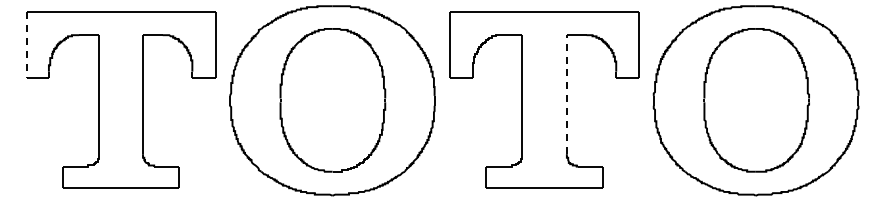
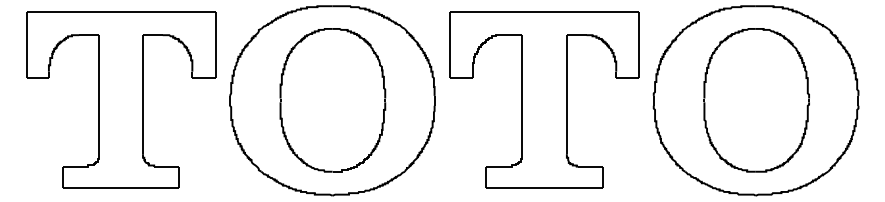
line: dashed -> solid (26, 45)
line: dashed -> solid (566, 94)
